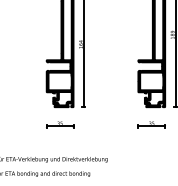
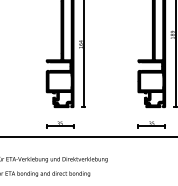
line: none -> present (88, 137)
